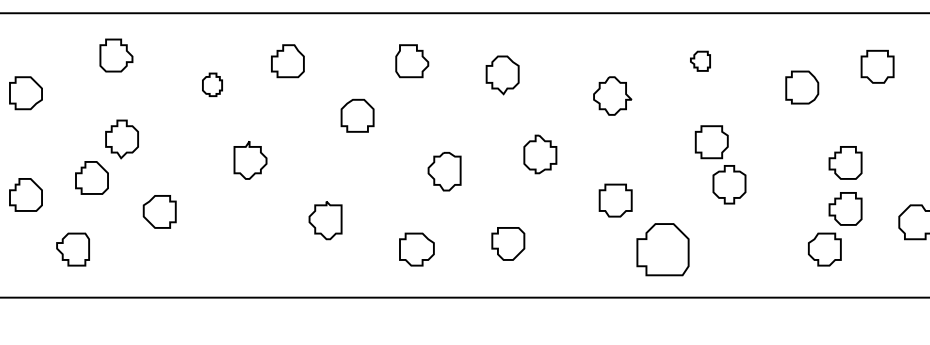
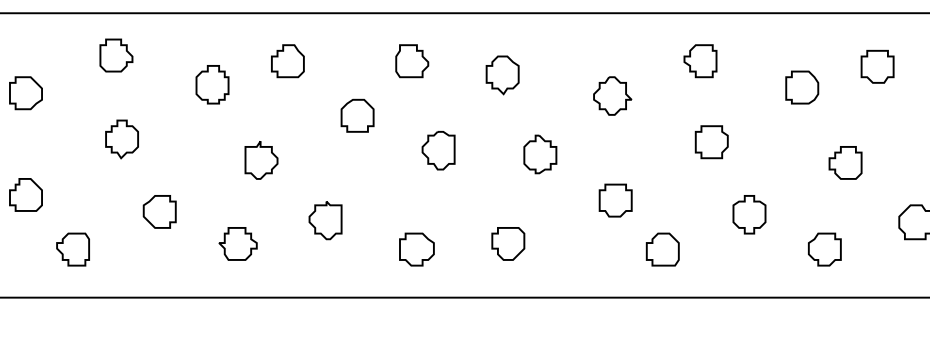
part size: 21x22 px -> 35x35 px (700, 61)
part size: 21x25 px -> 35x40 px (212, 84)
part position: (250, 160) -> (261, 160) (261, 160)
part position: (444, 171) -> (438, 150) (438, 150)
part: present -> none (91, 177)
part position: (729, 184) -> (749, 214) (749, 214)
part: present -> none (845, 208)
part: none -> present (237, 243)
part size: 54x54 px -> 35x35 px (662, 249)
